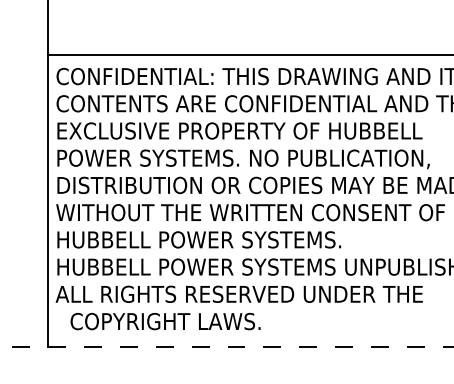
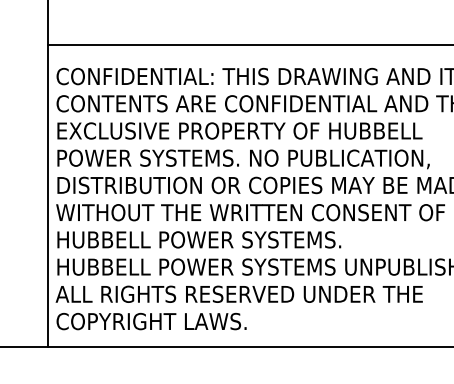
line position: (249, 54) -> (249, 44) (249, 44)
text position: (165, 321) -> (151, 321) (151, 321)
line: dashed -> solid (227, 347)
